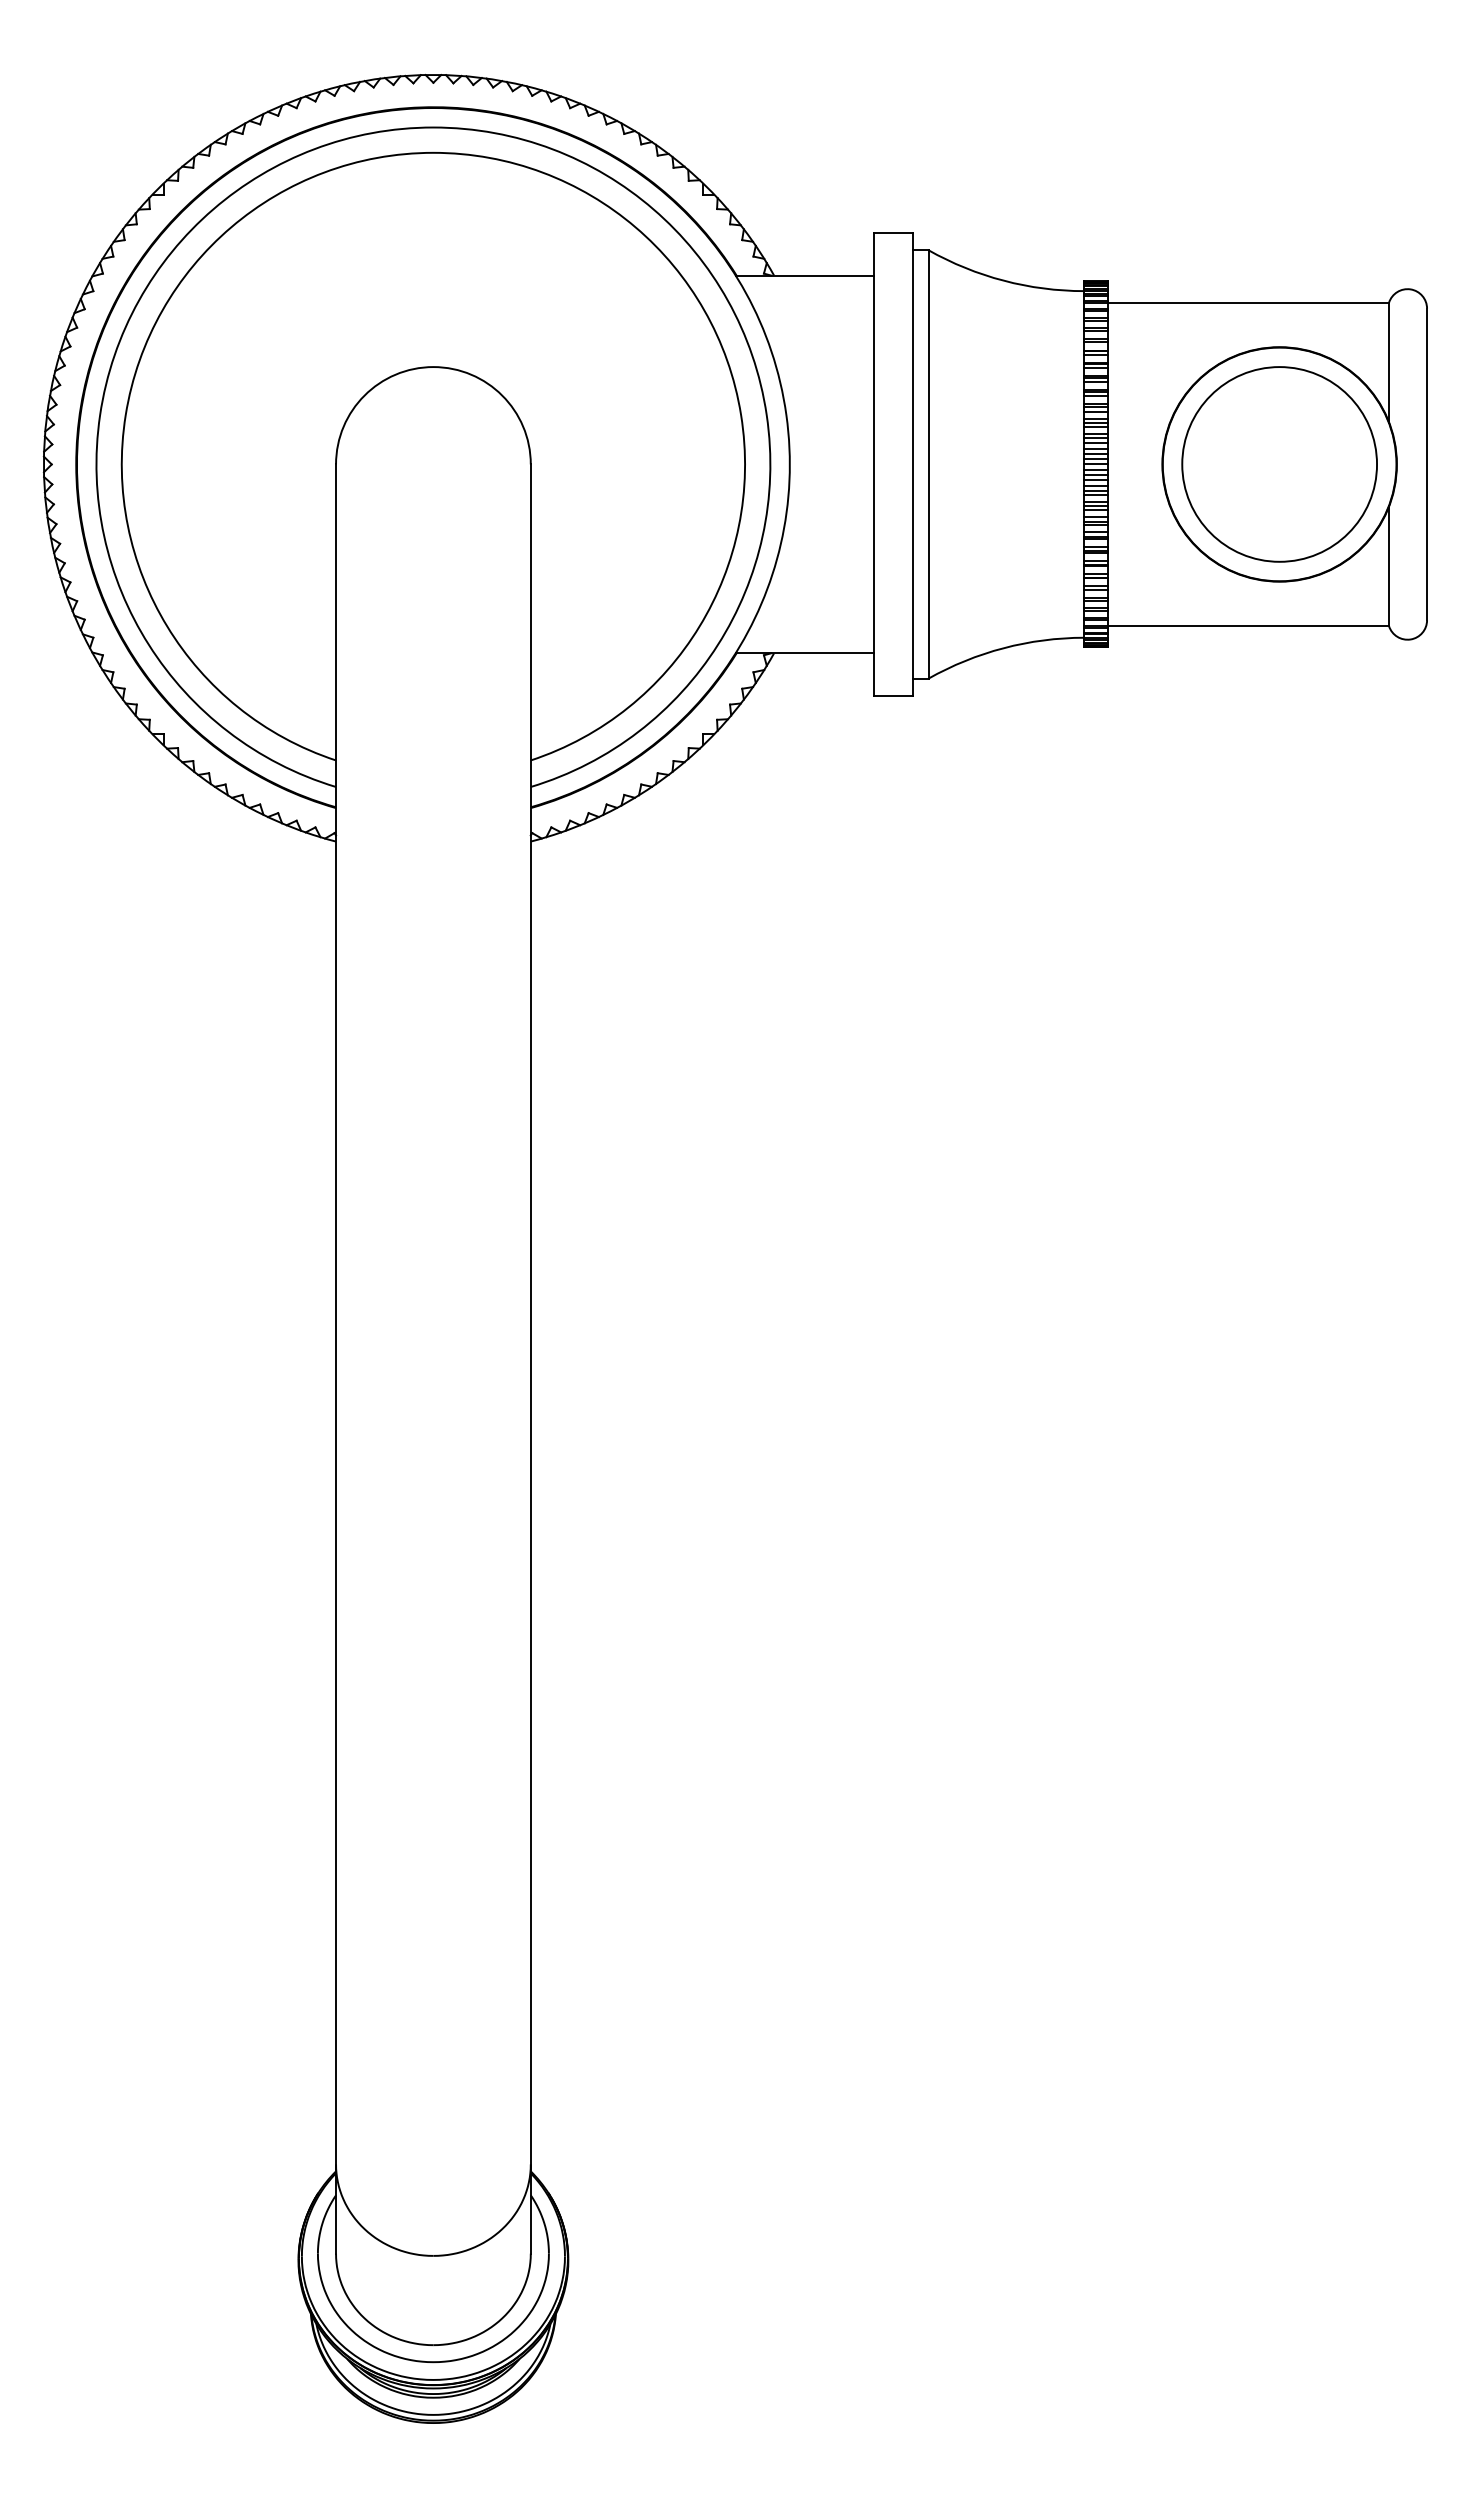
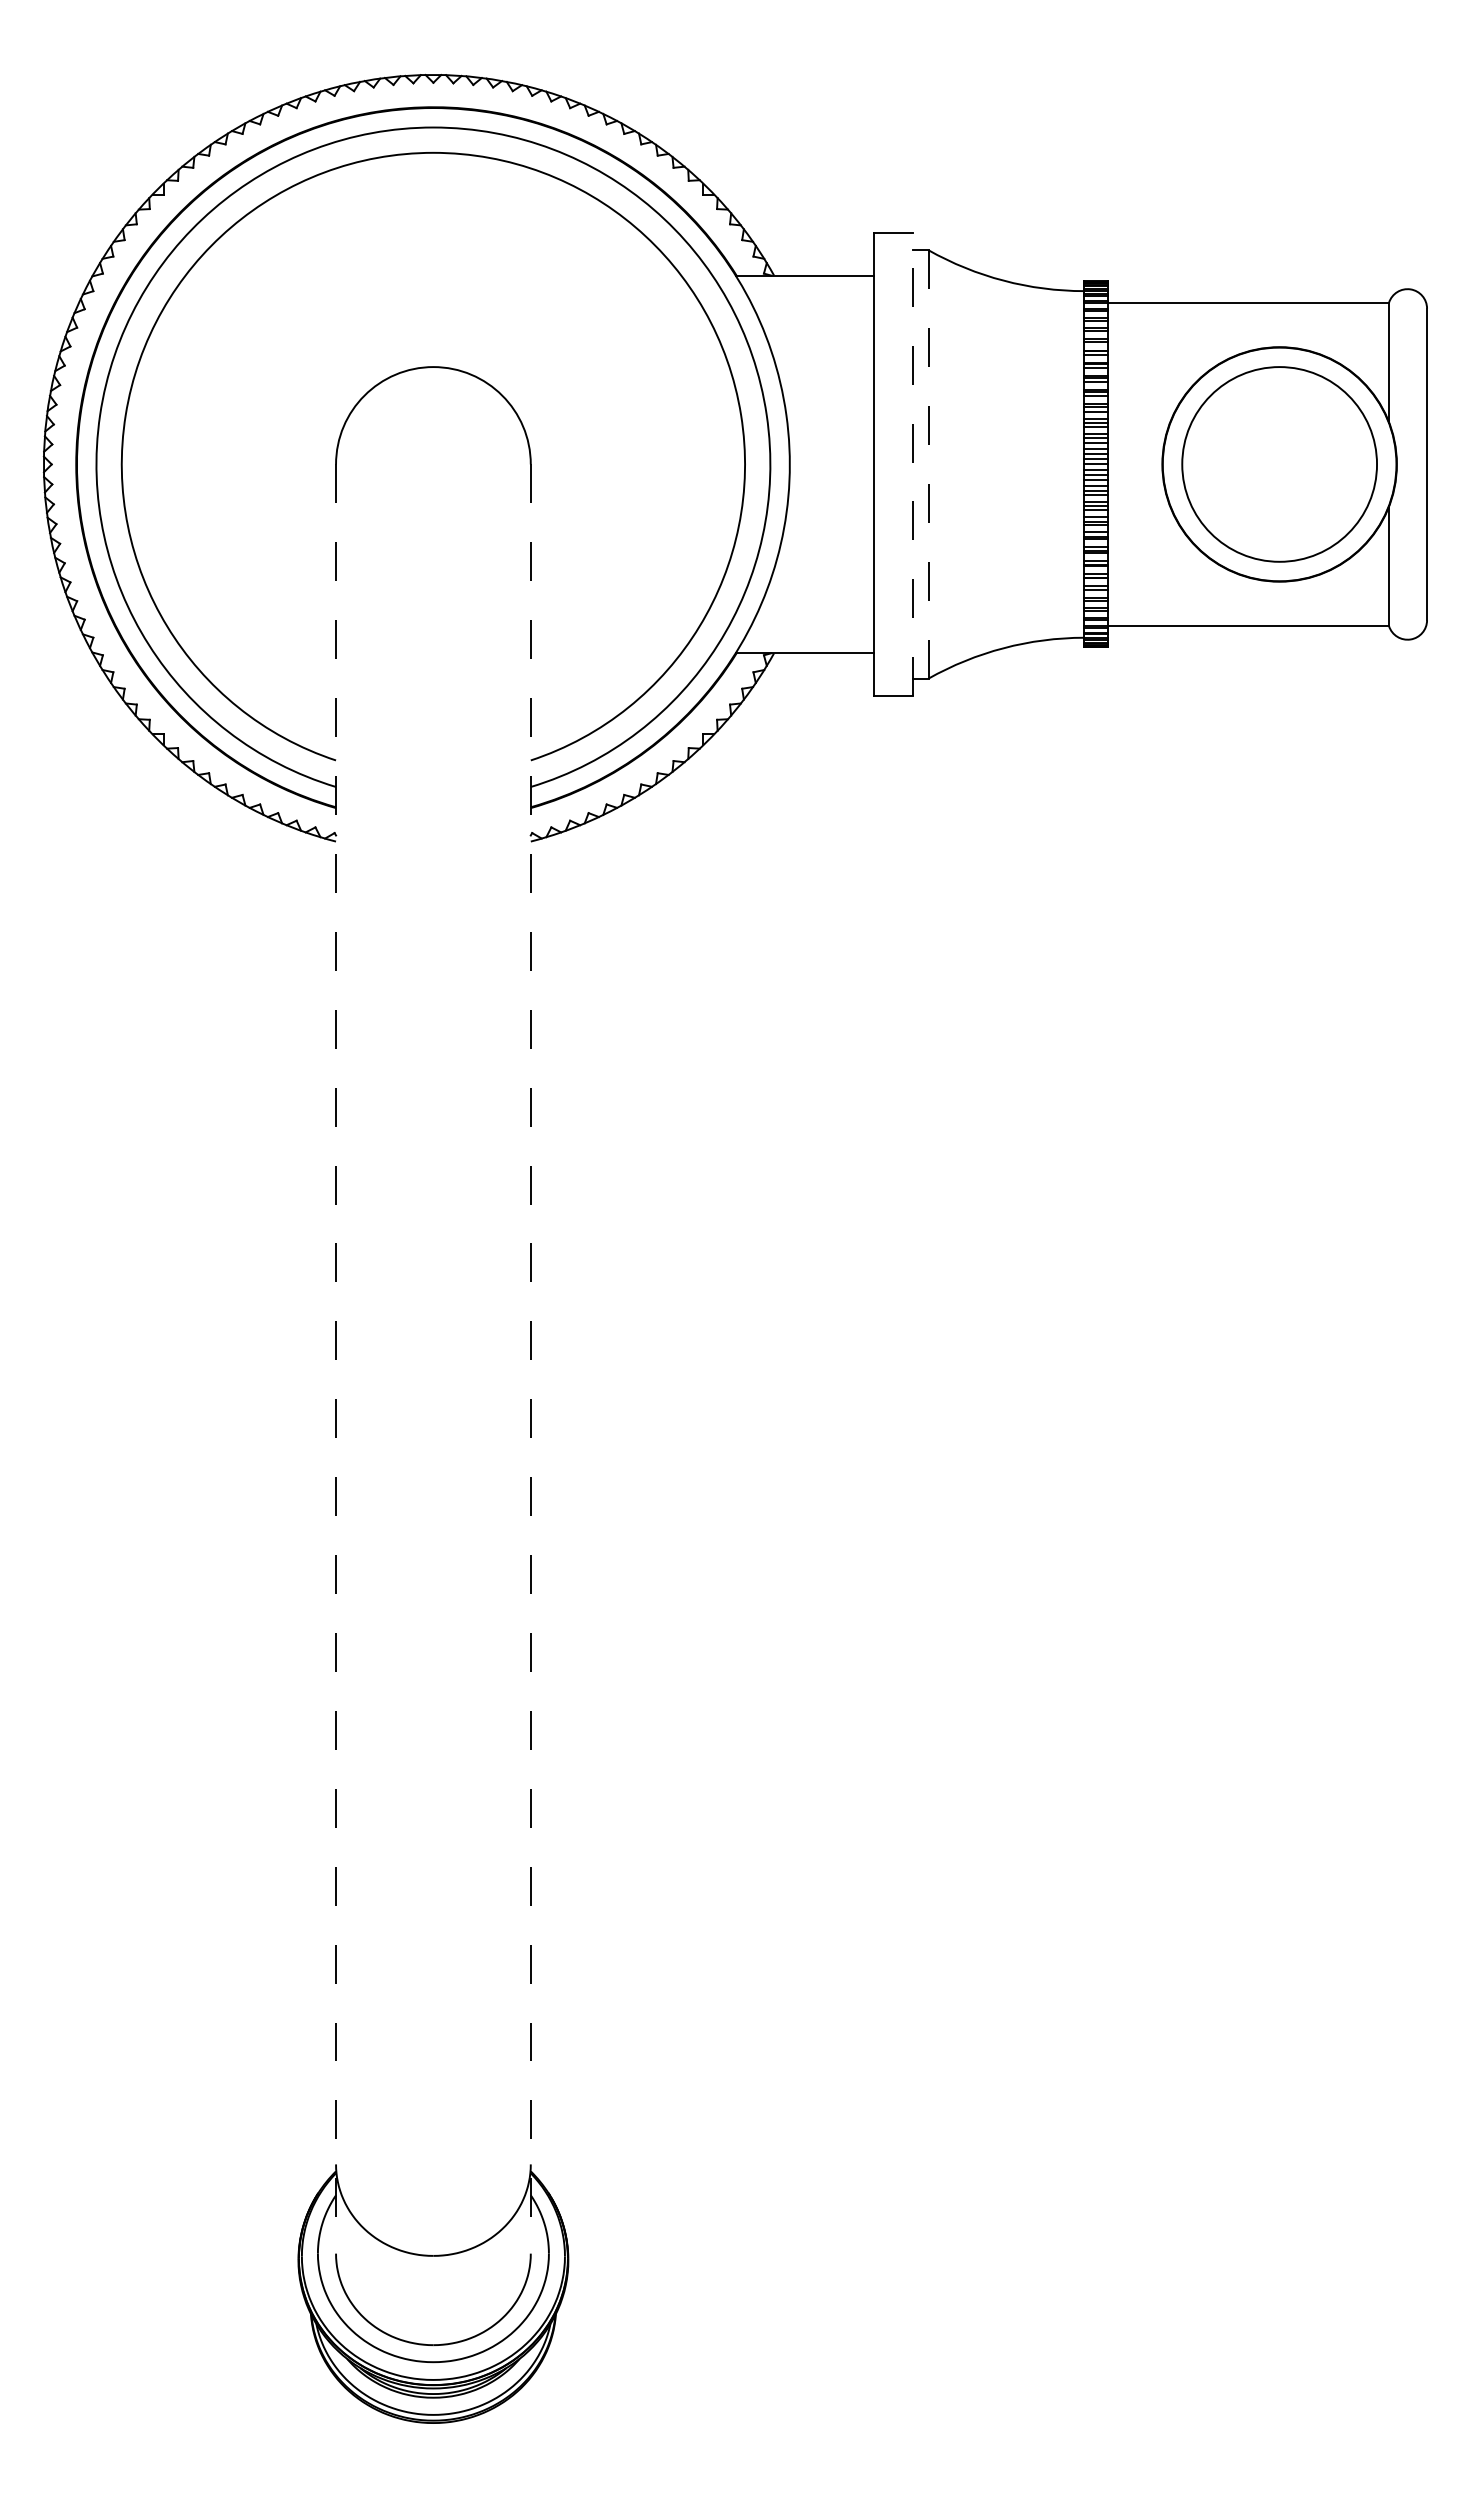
line: solid -> dashed (928, 463)
line: solid -> dashed (912, 464)
line: solid -> dashed (336, 1359)
line: solid -> dashed (530, 1359)
